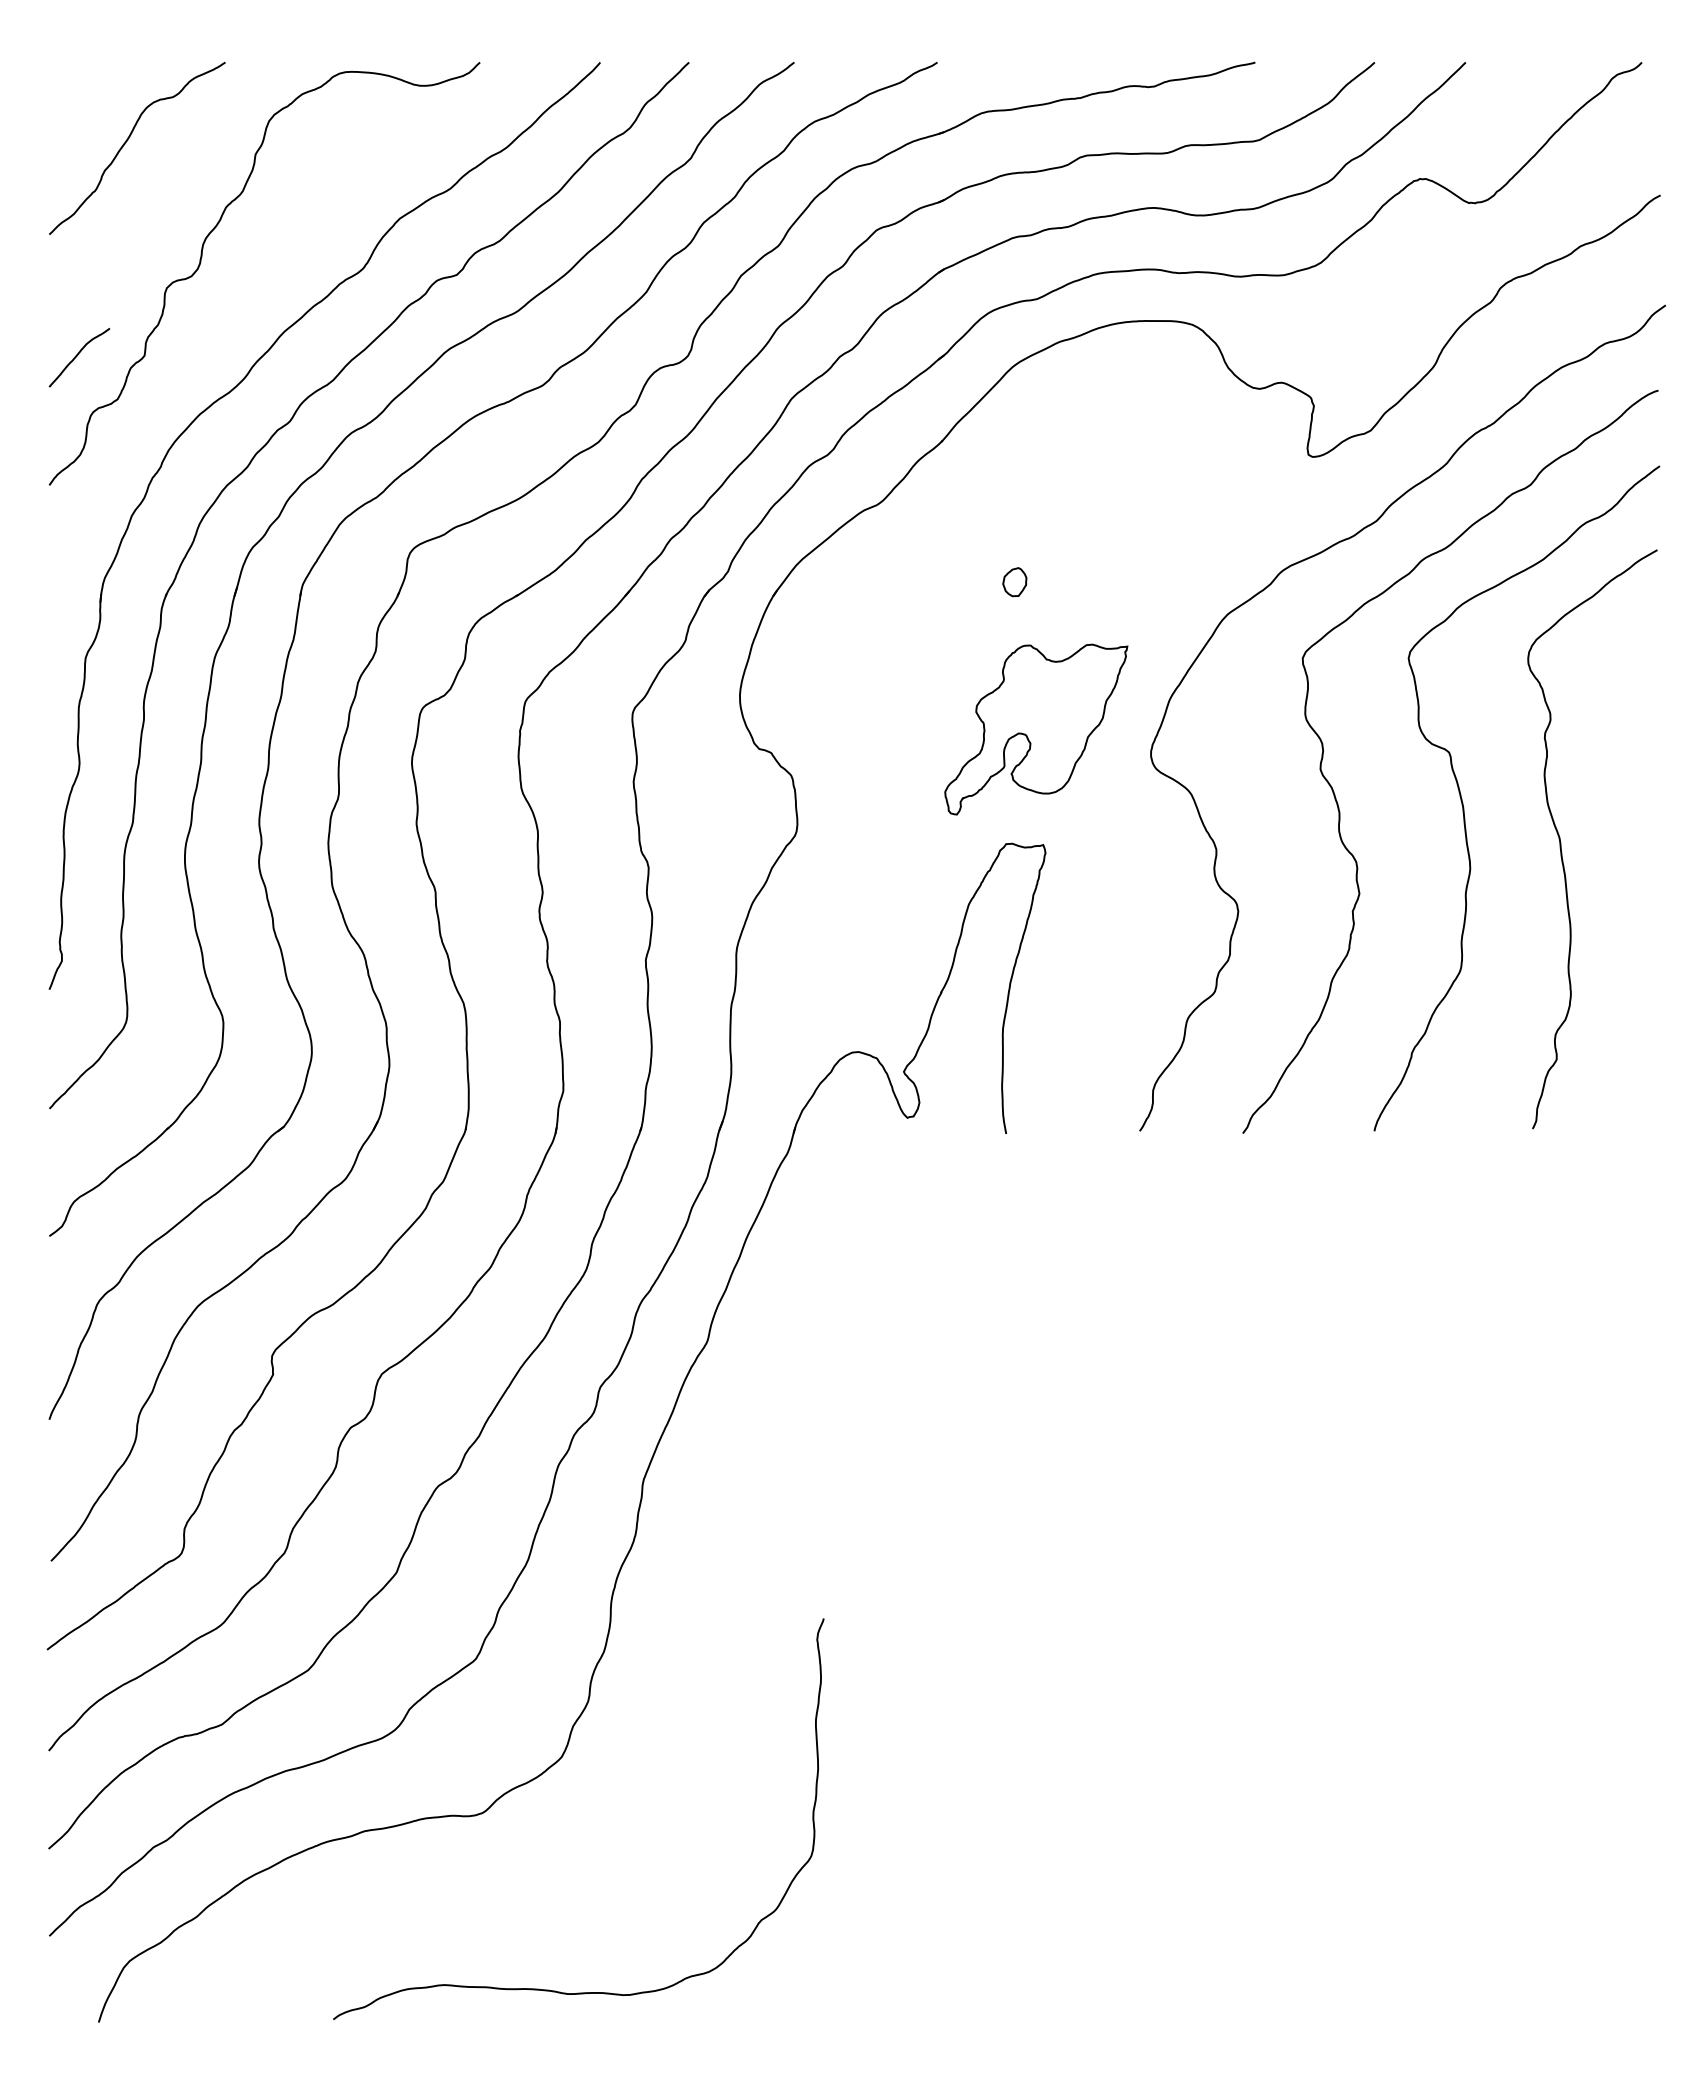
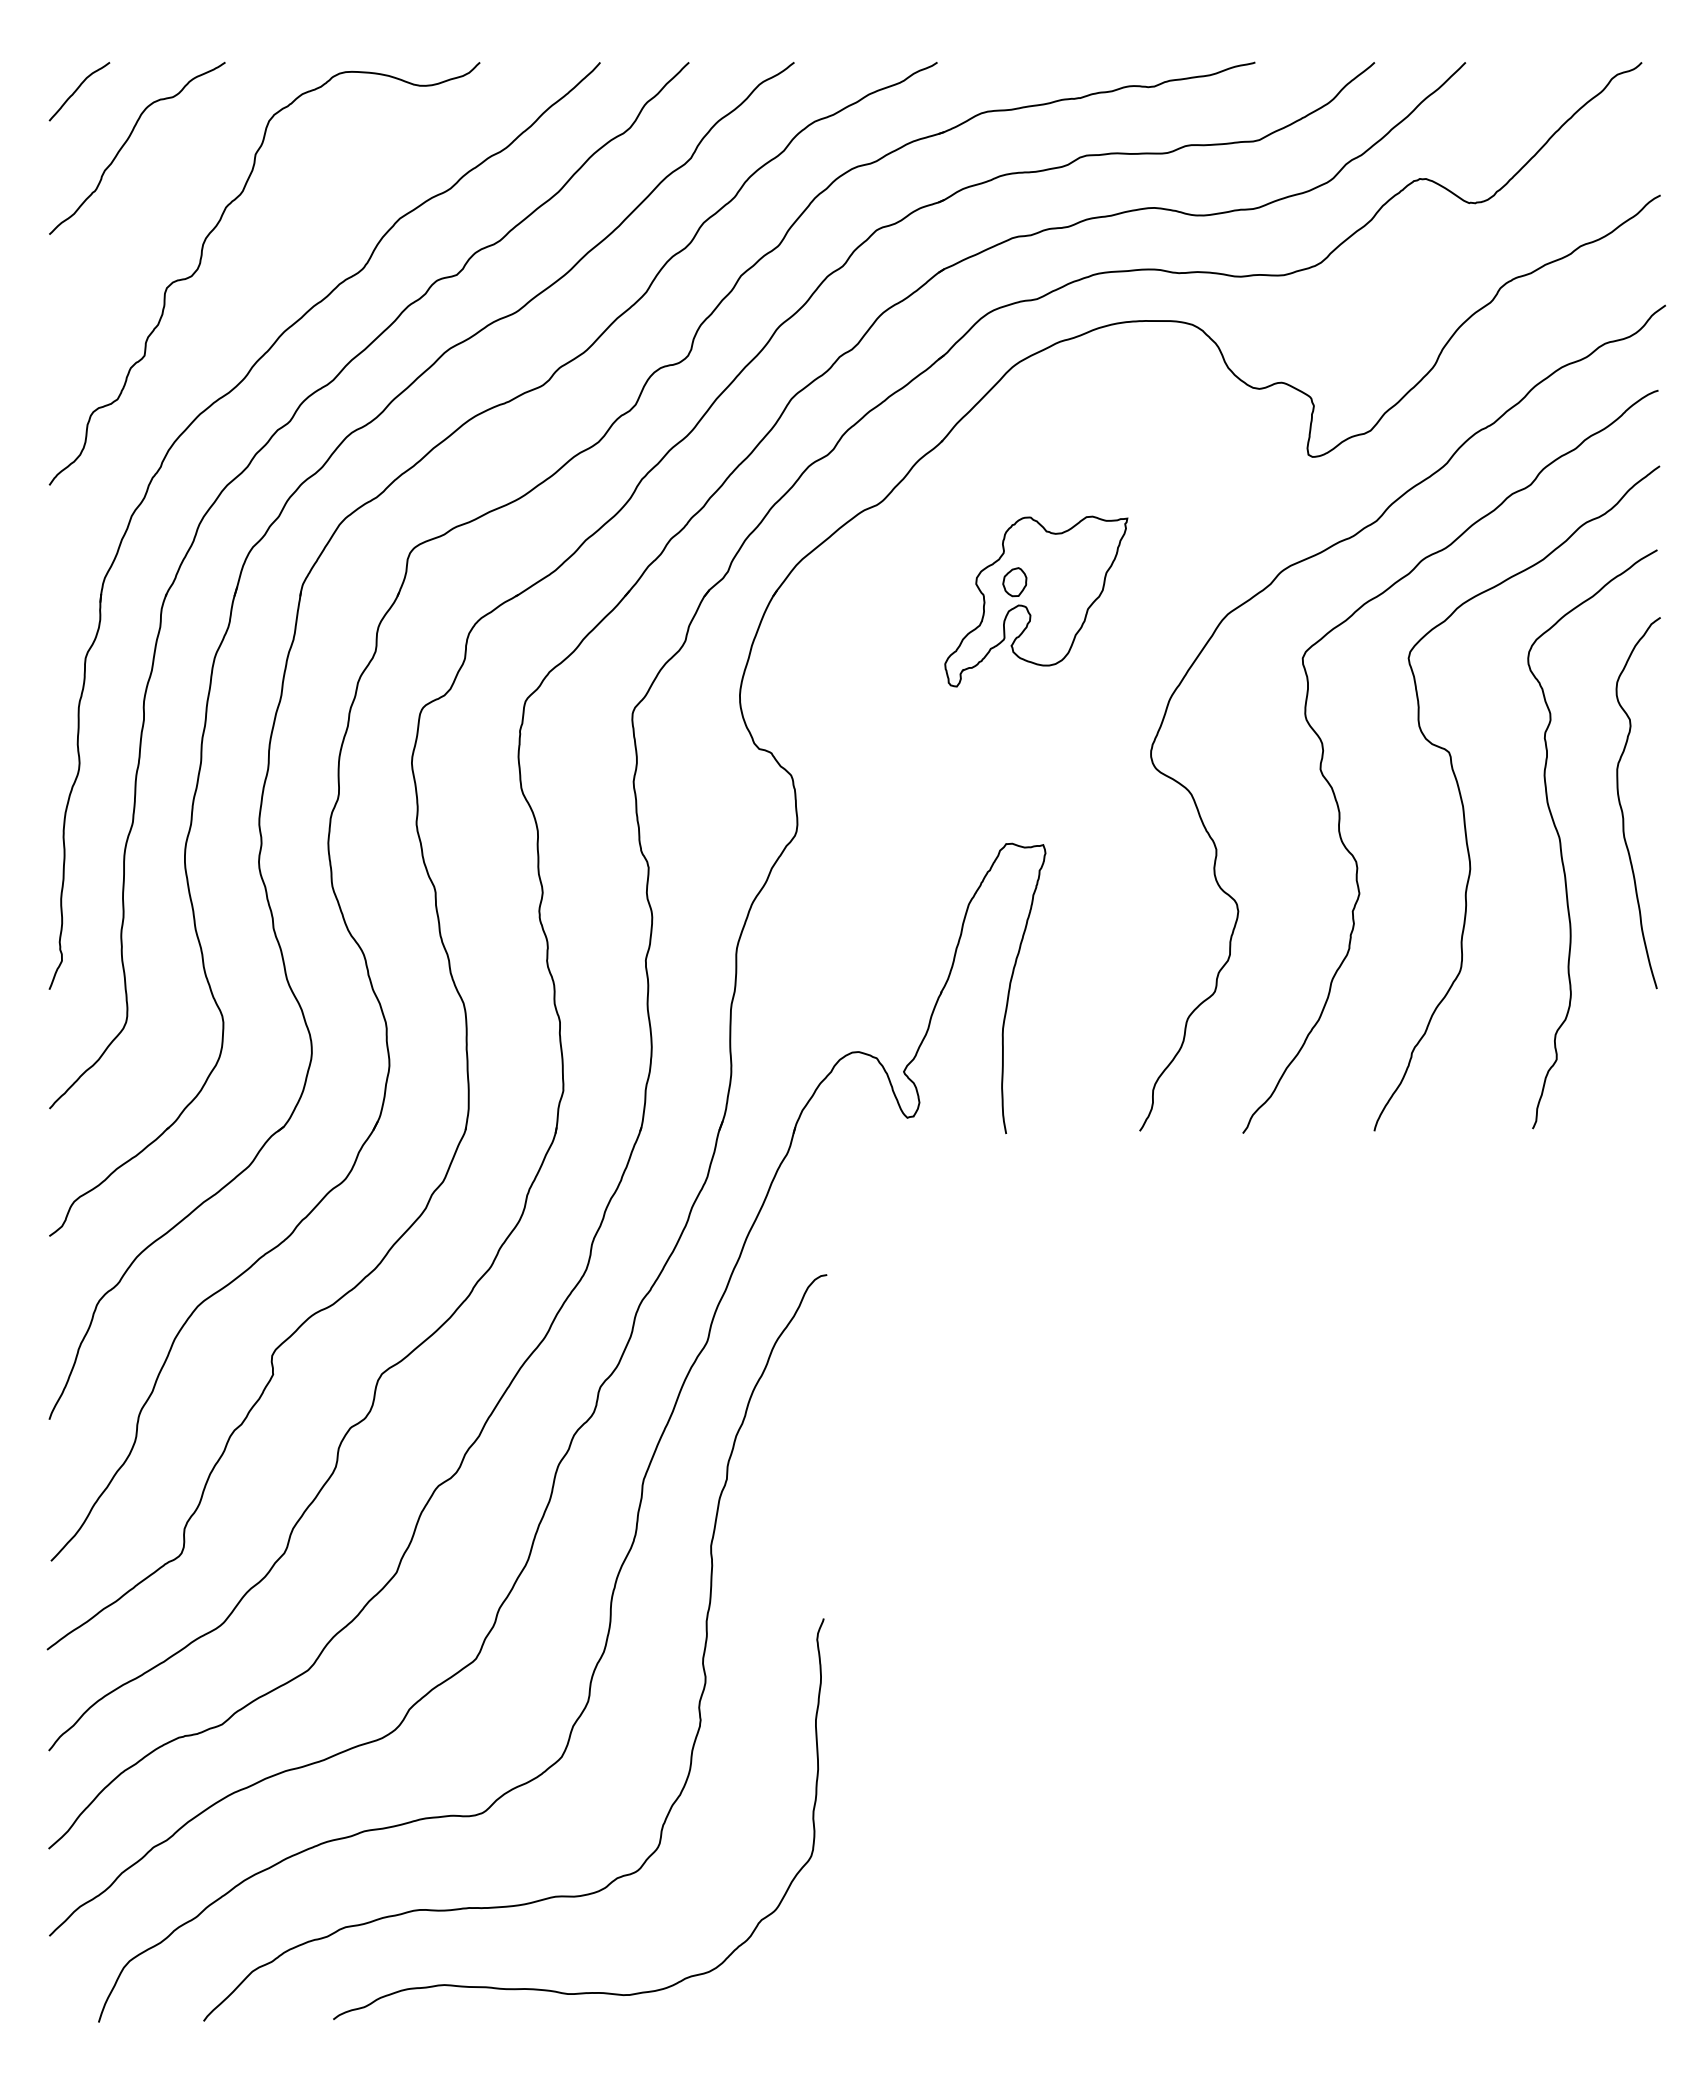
curve position: (78, 355) -> (78, 89) (78, 89)
part position: (1036, 729) -> (1036, 601) (1036, 601)
curve: none -> present (1622, 808)
curve: none -> present (702, 1655)
